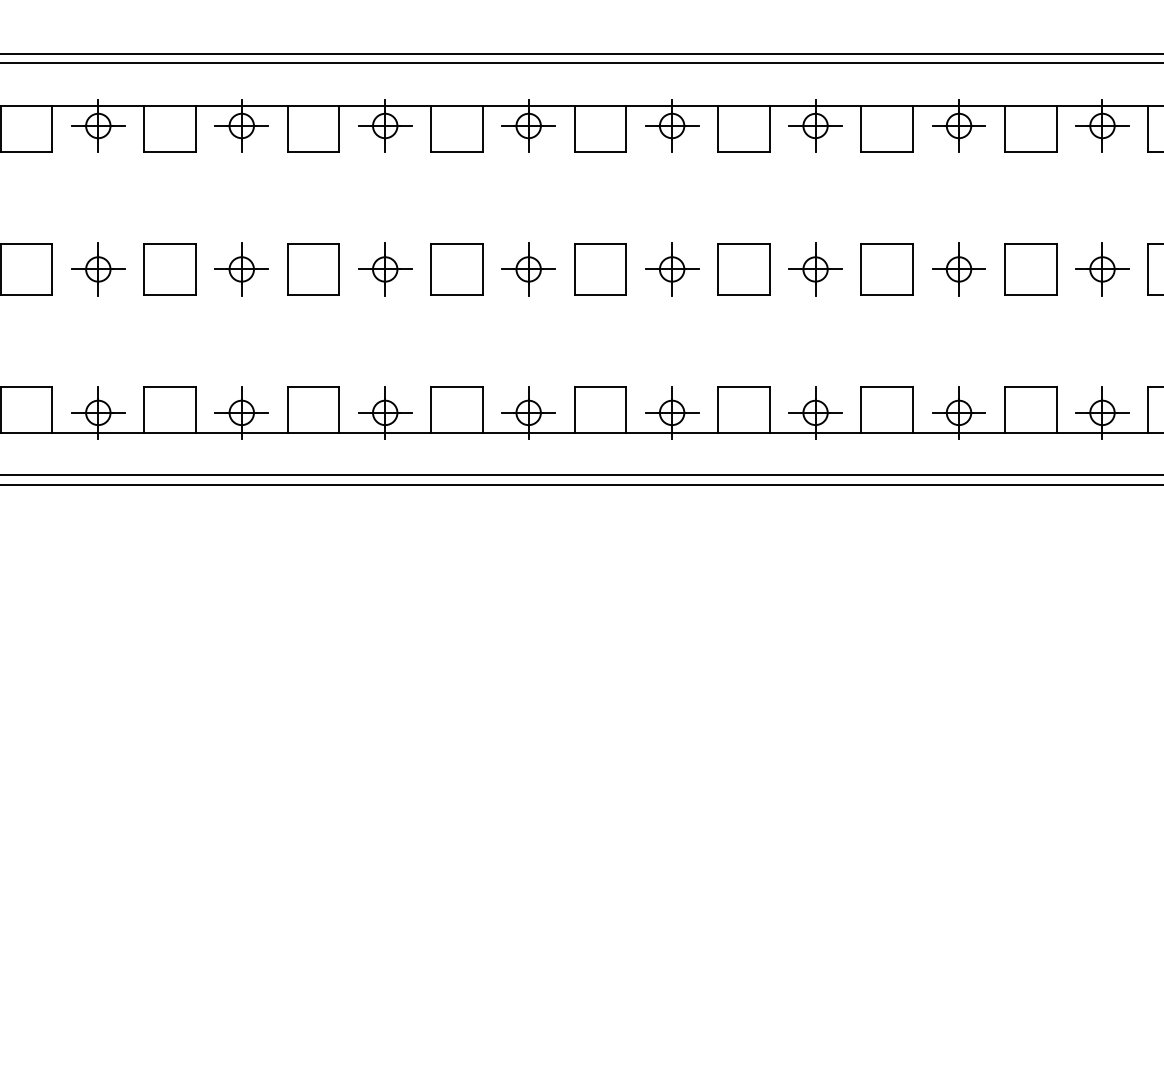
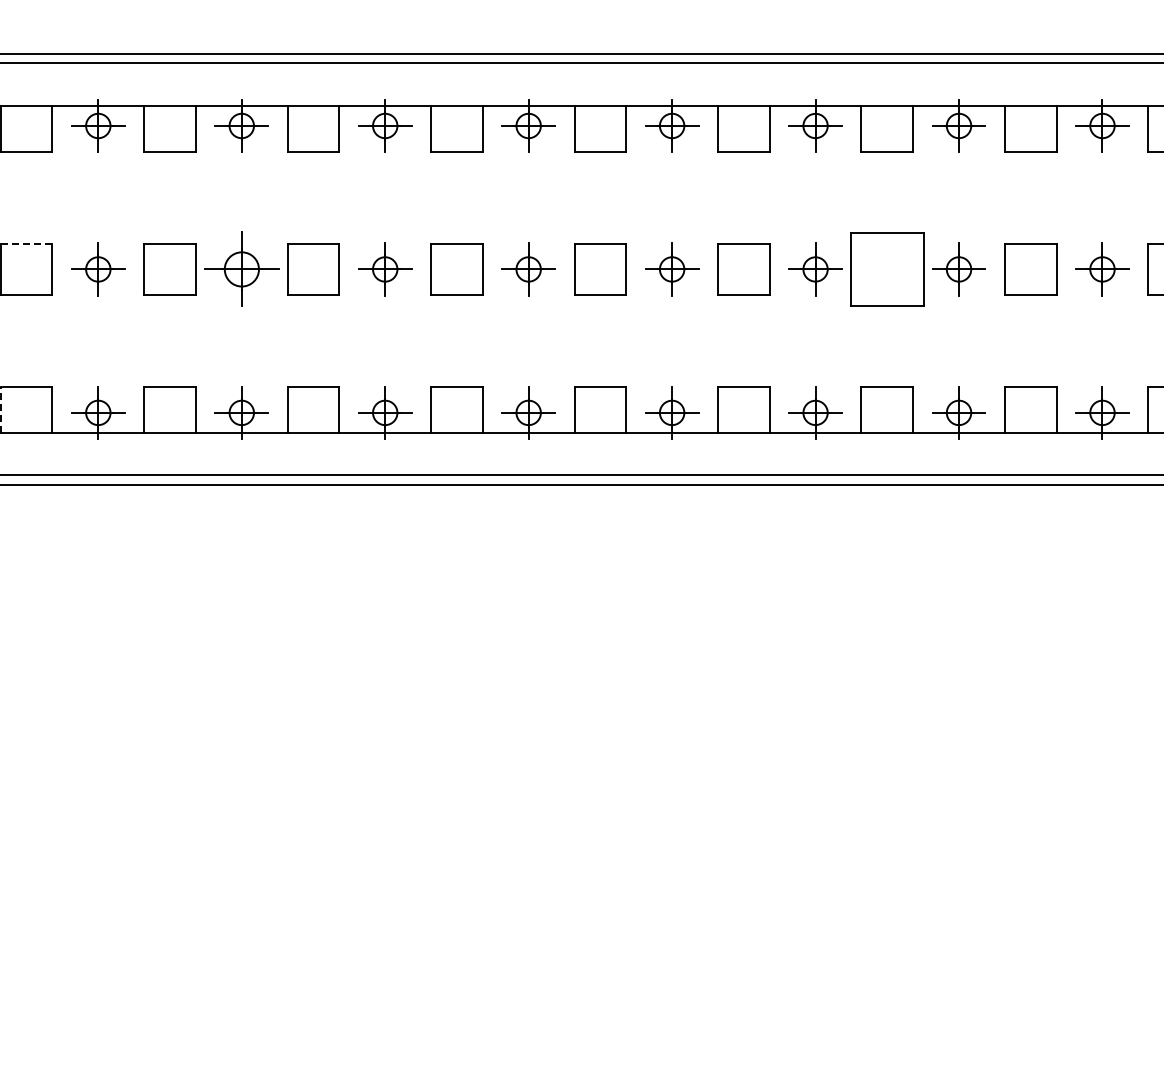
line: solid -> dashed (26, 243)
part size: 55x55 px -> 76x76 px (241, 268)
part size: 54x53 px -> 75x75 px (887, 269)
line: solid -> dashed (0, 410)
